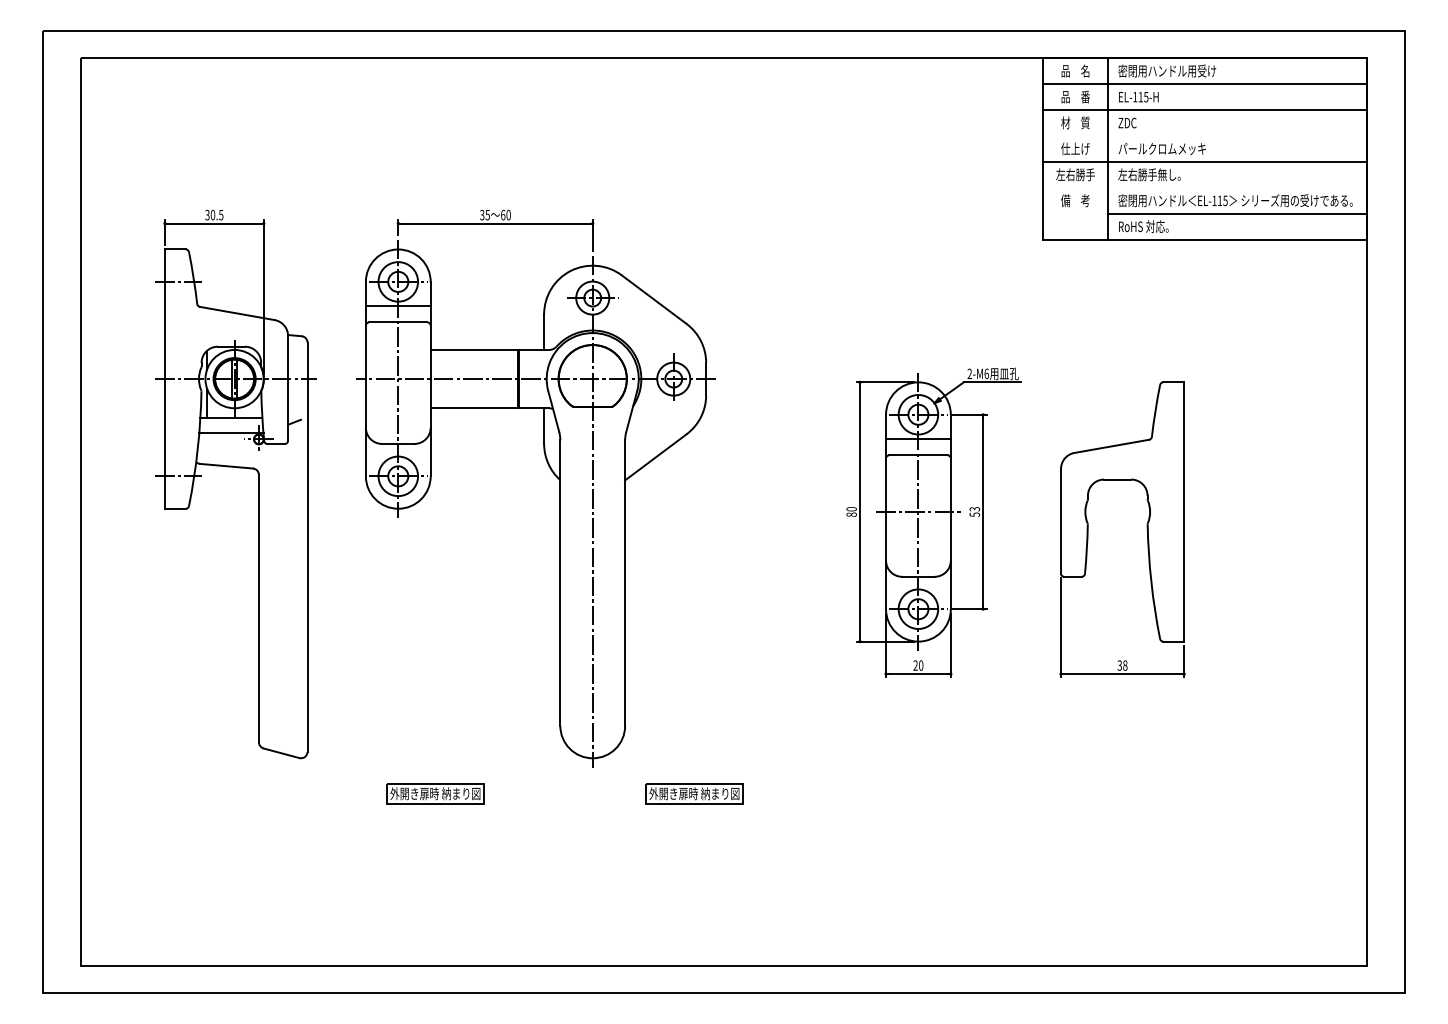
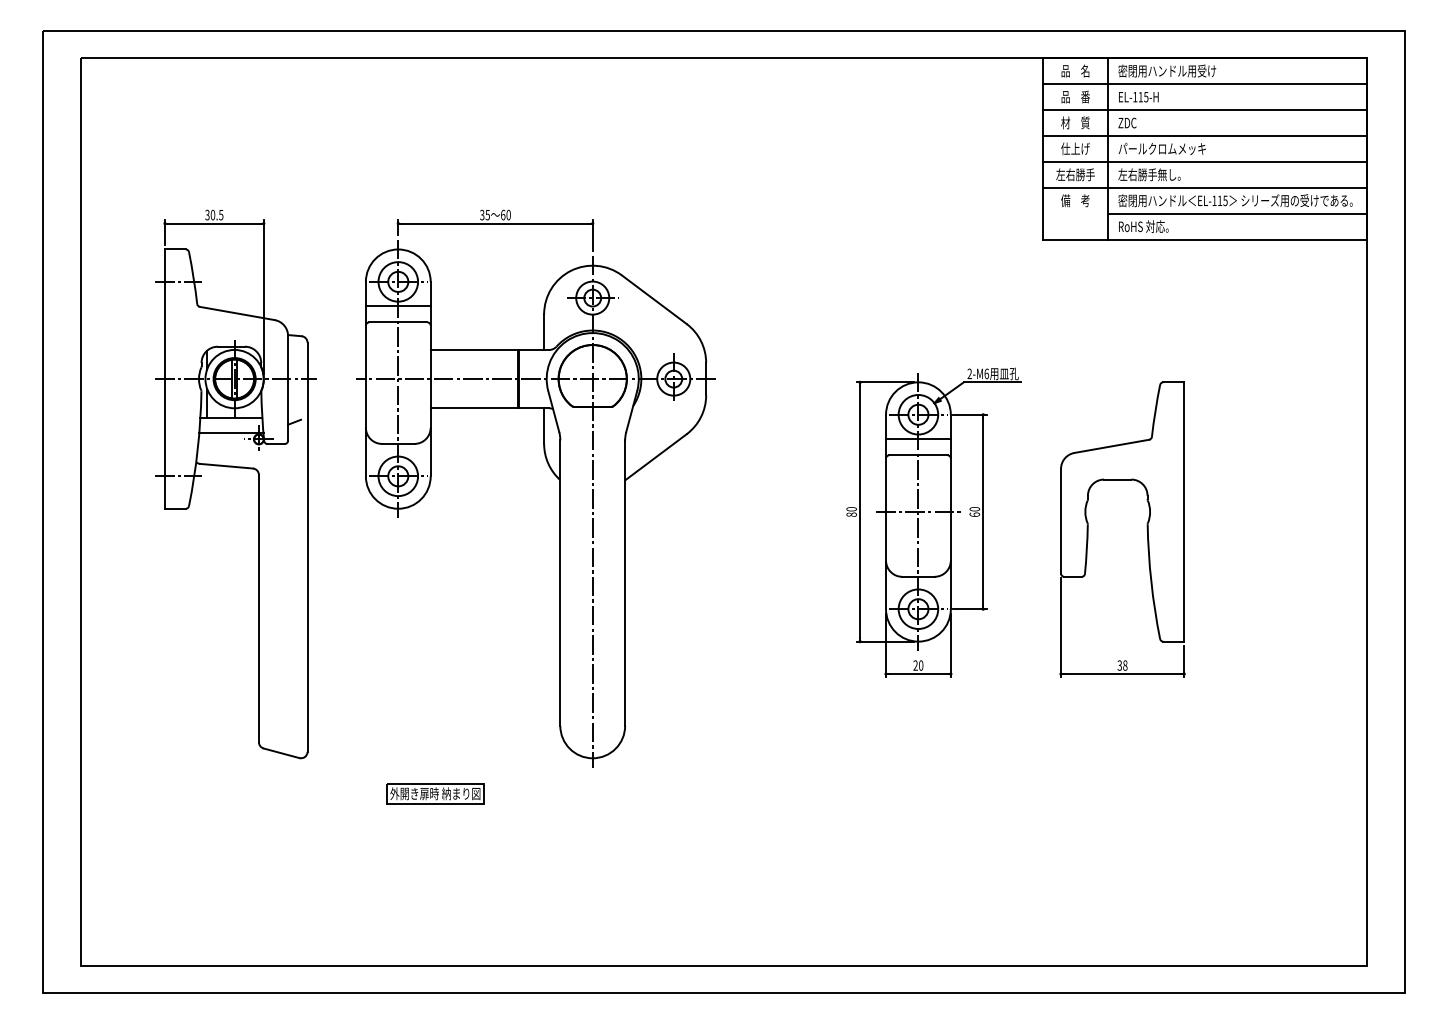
line: none -> present (1205, 136)
line: none -> present (1205, 187)
text: 53 -> 60 (974, 511)
part: present -> none (694, 793)
